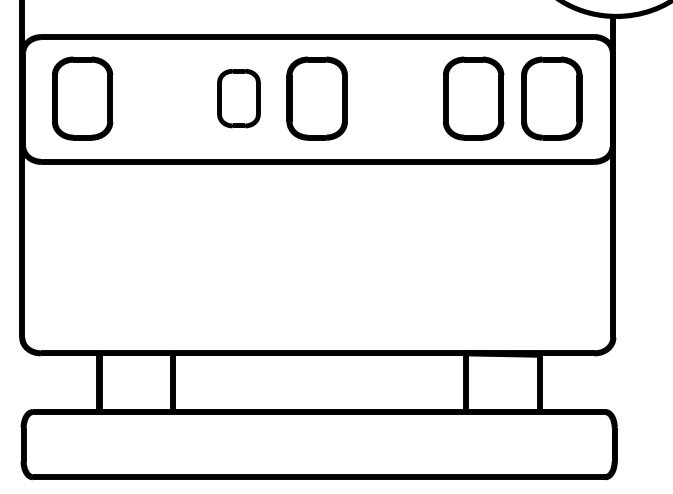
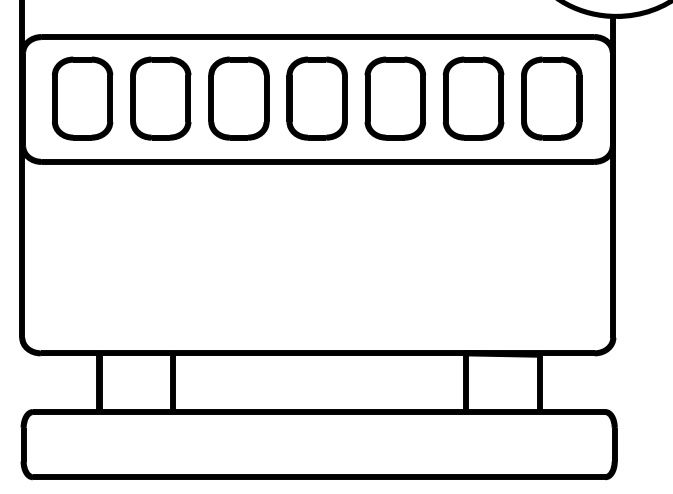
part: none -> present (160, 98)
part size: 44x60 px -> 62x85 px (238, 98)
part: none -> present (394, 98)
